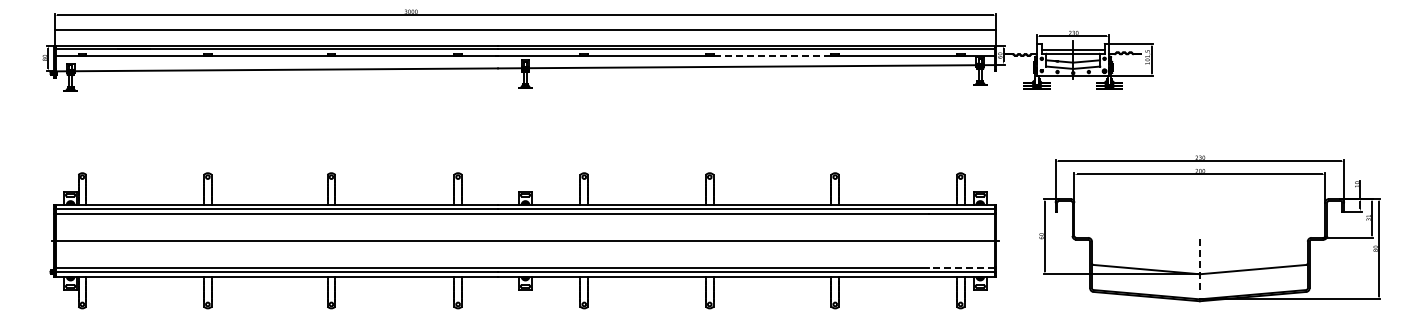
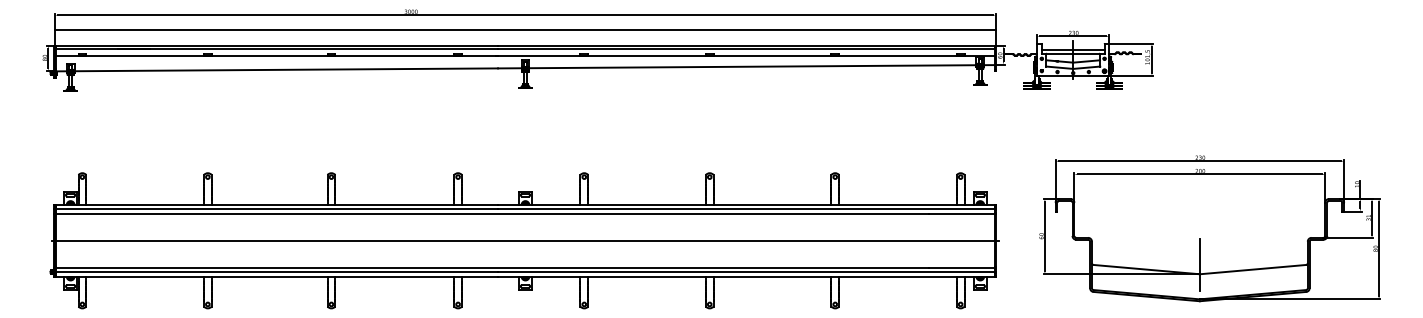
line: dashed -> solid (772, 56)
line: dashed -> solid (1199, 265)
line: dashed -> solid (961, 267)
